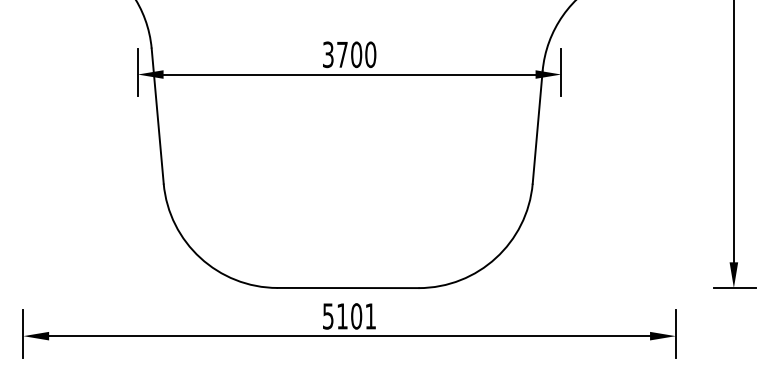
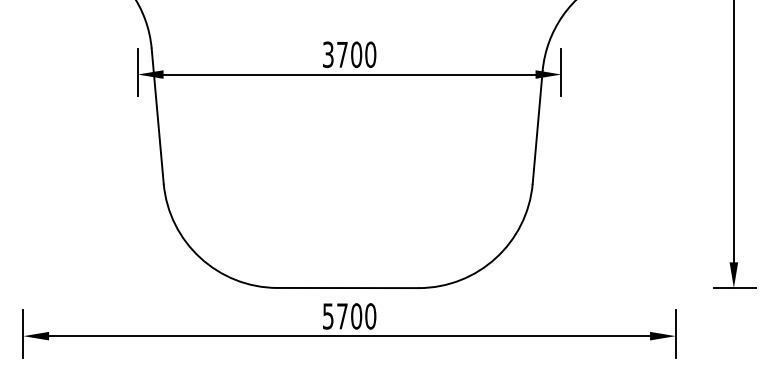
text: 5101 -> 5700 (356, 316)
